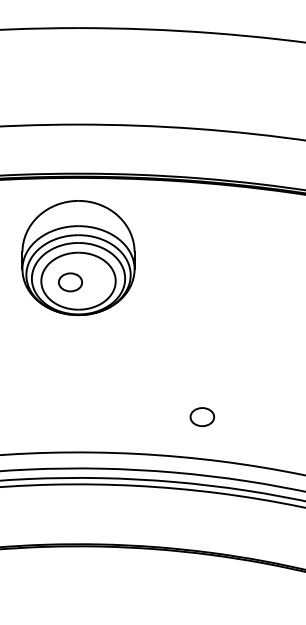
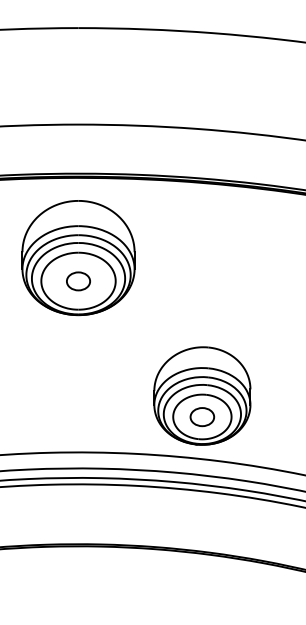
part position: (70, 282) -> (78, 281) (78, 281)
part: none -> present (202, 395)
